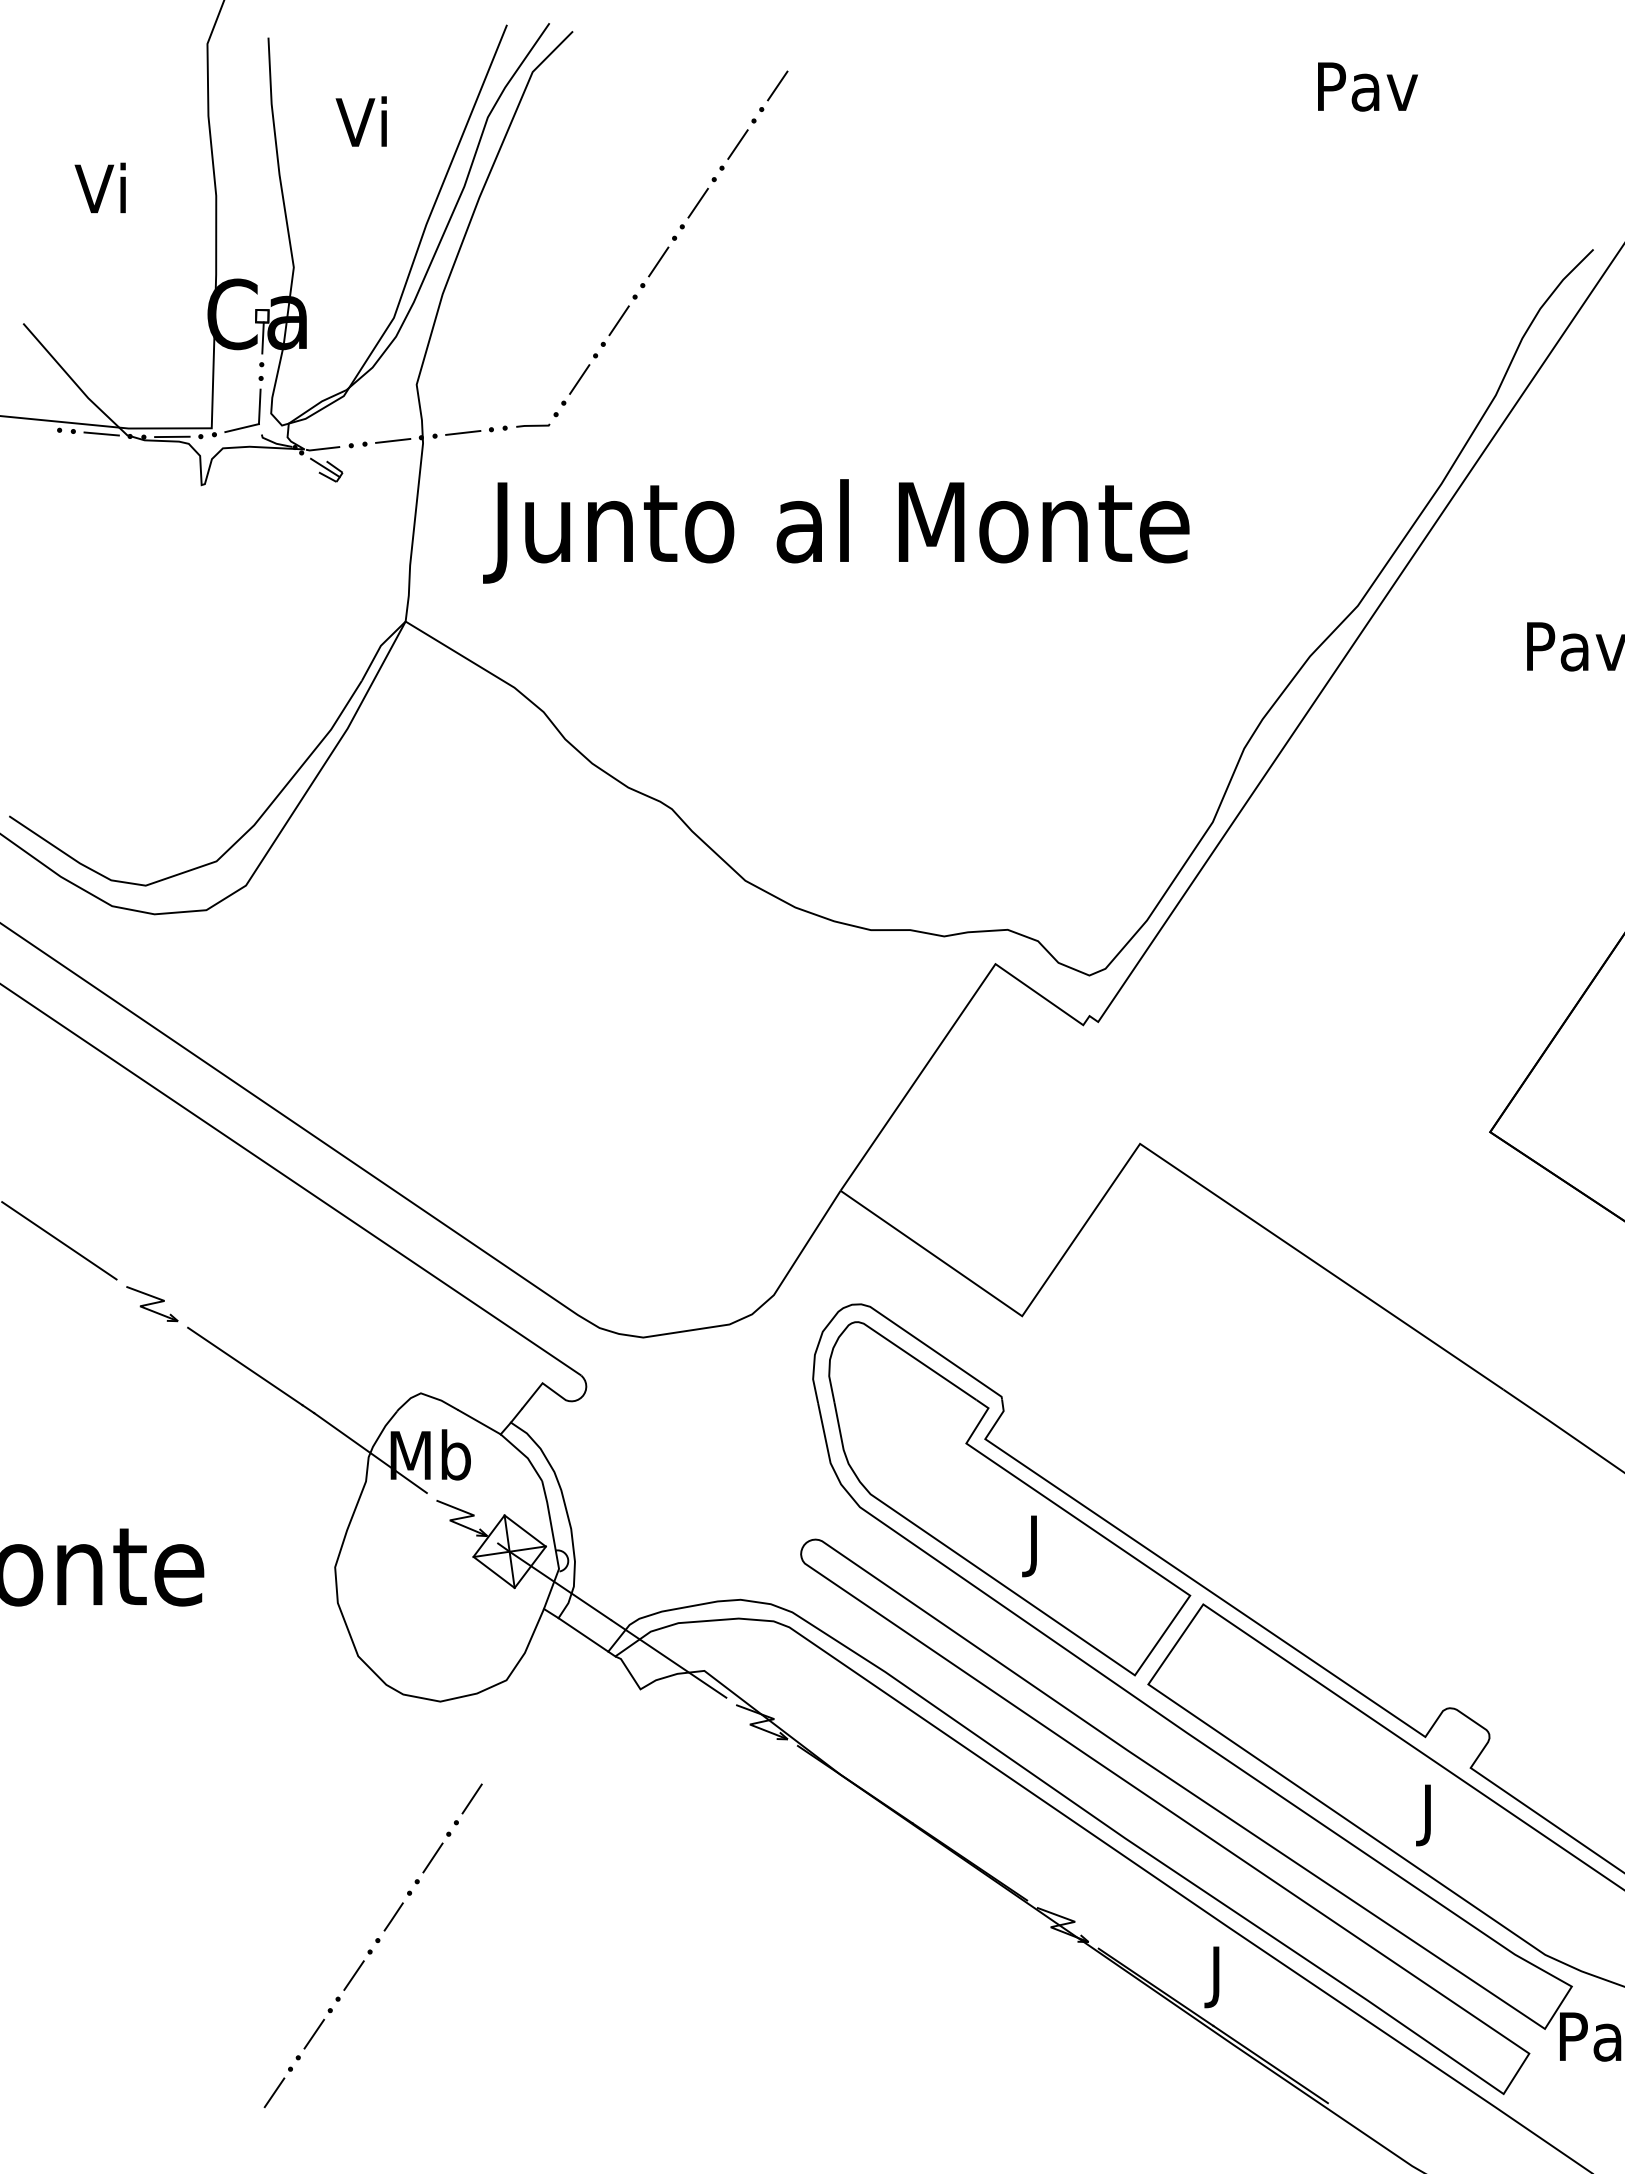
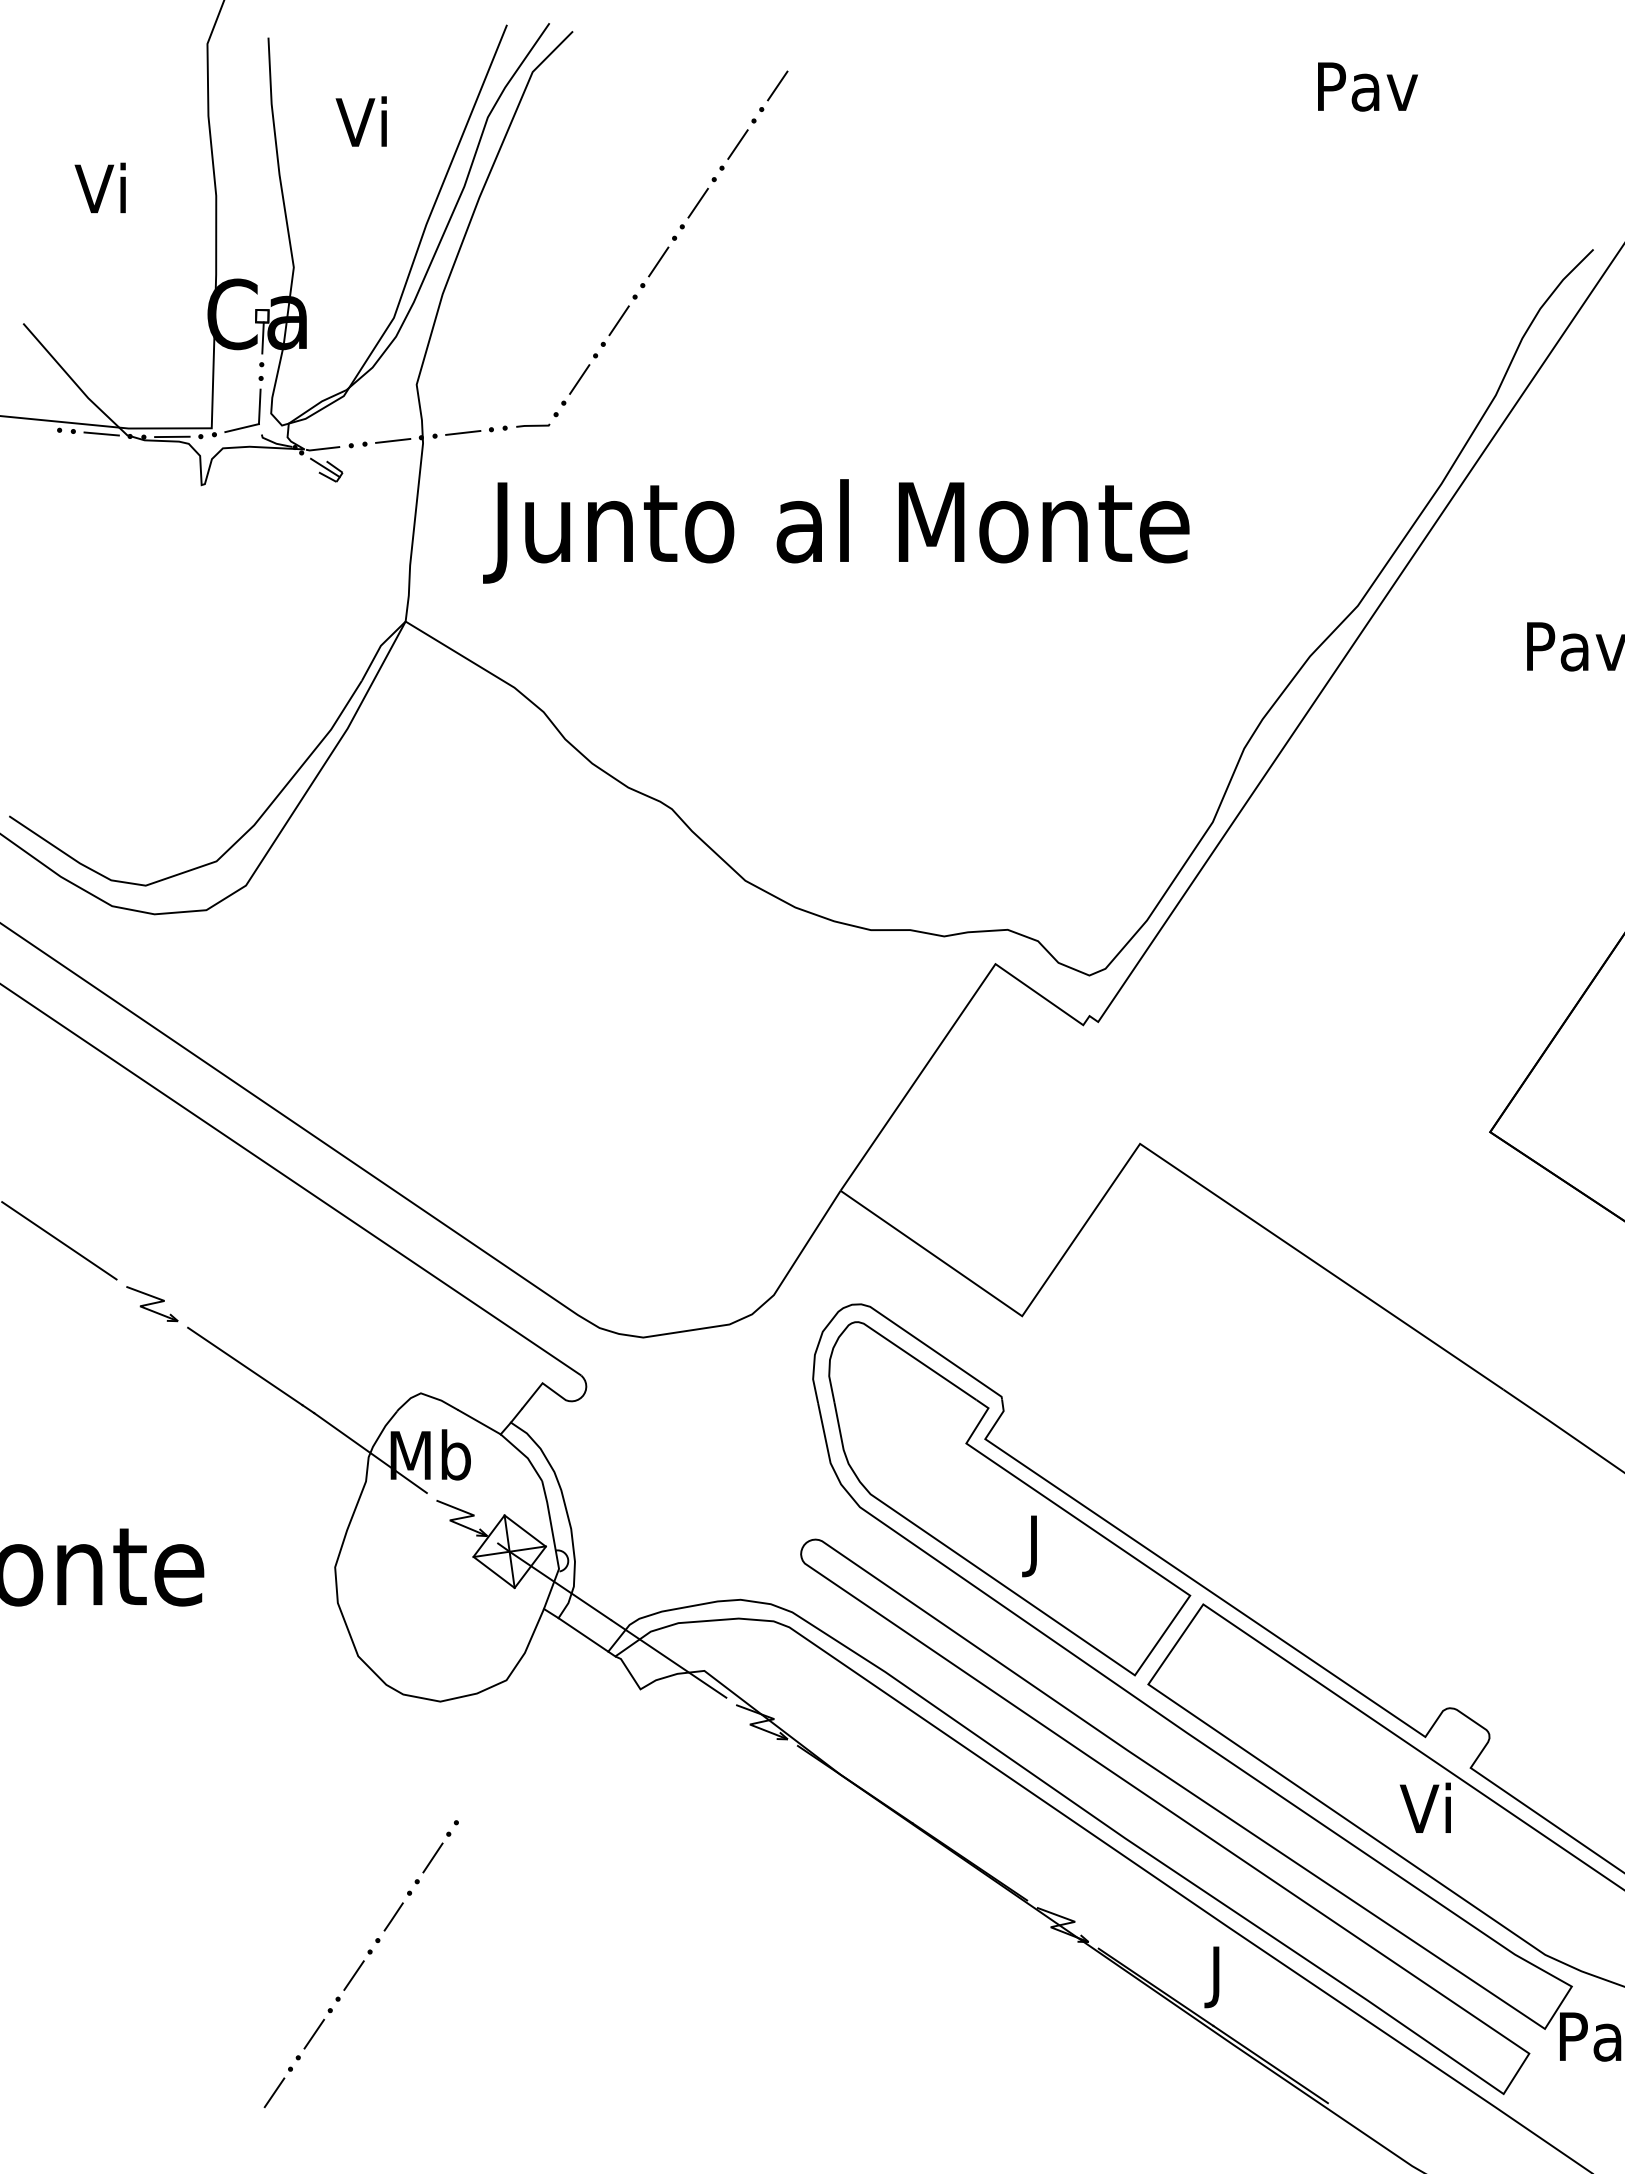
line: present -> none (471, 1798)
text: J -> Vi (1424, 1814)
